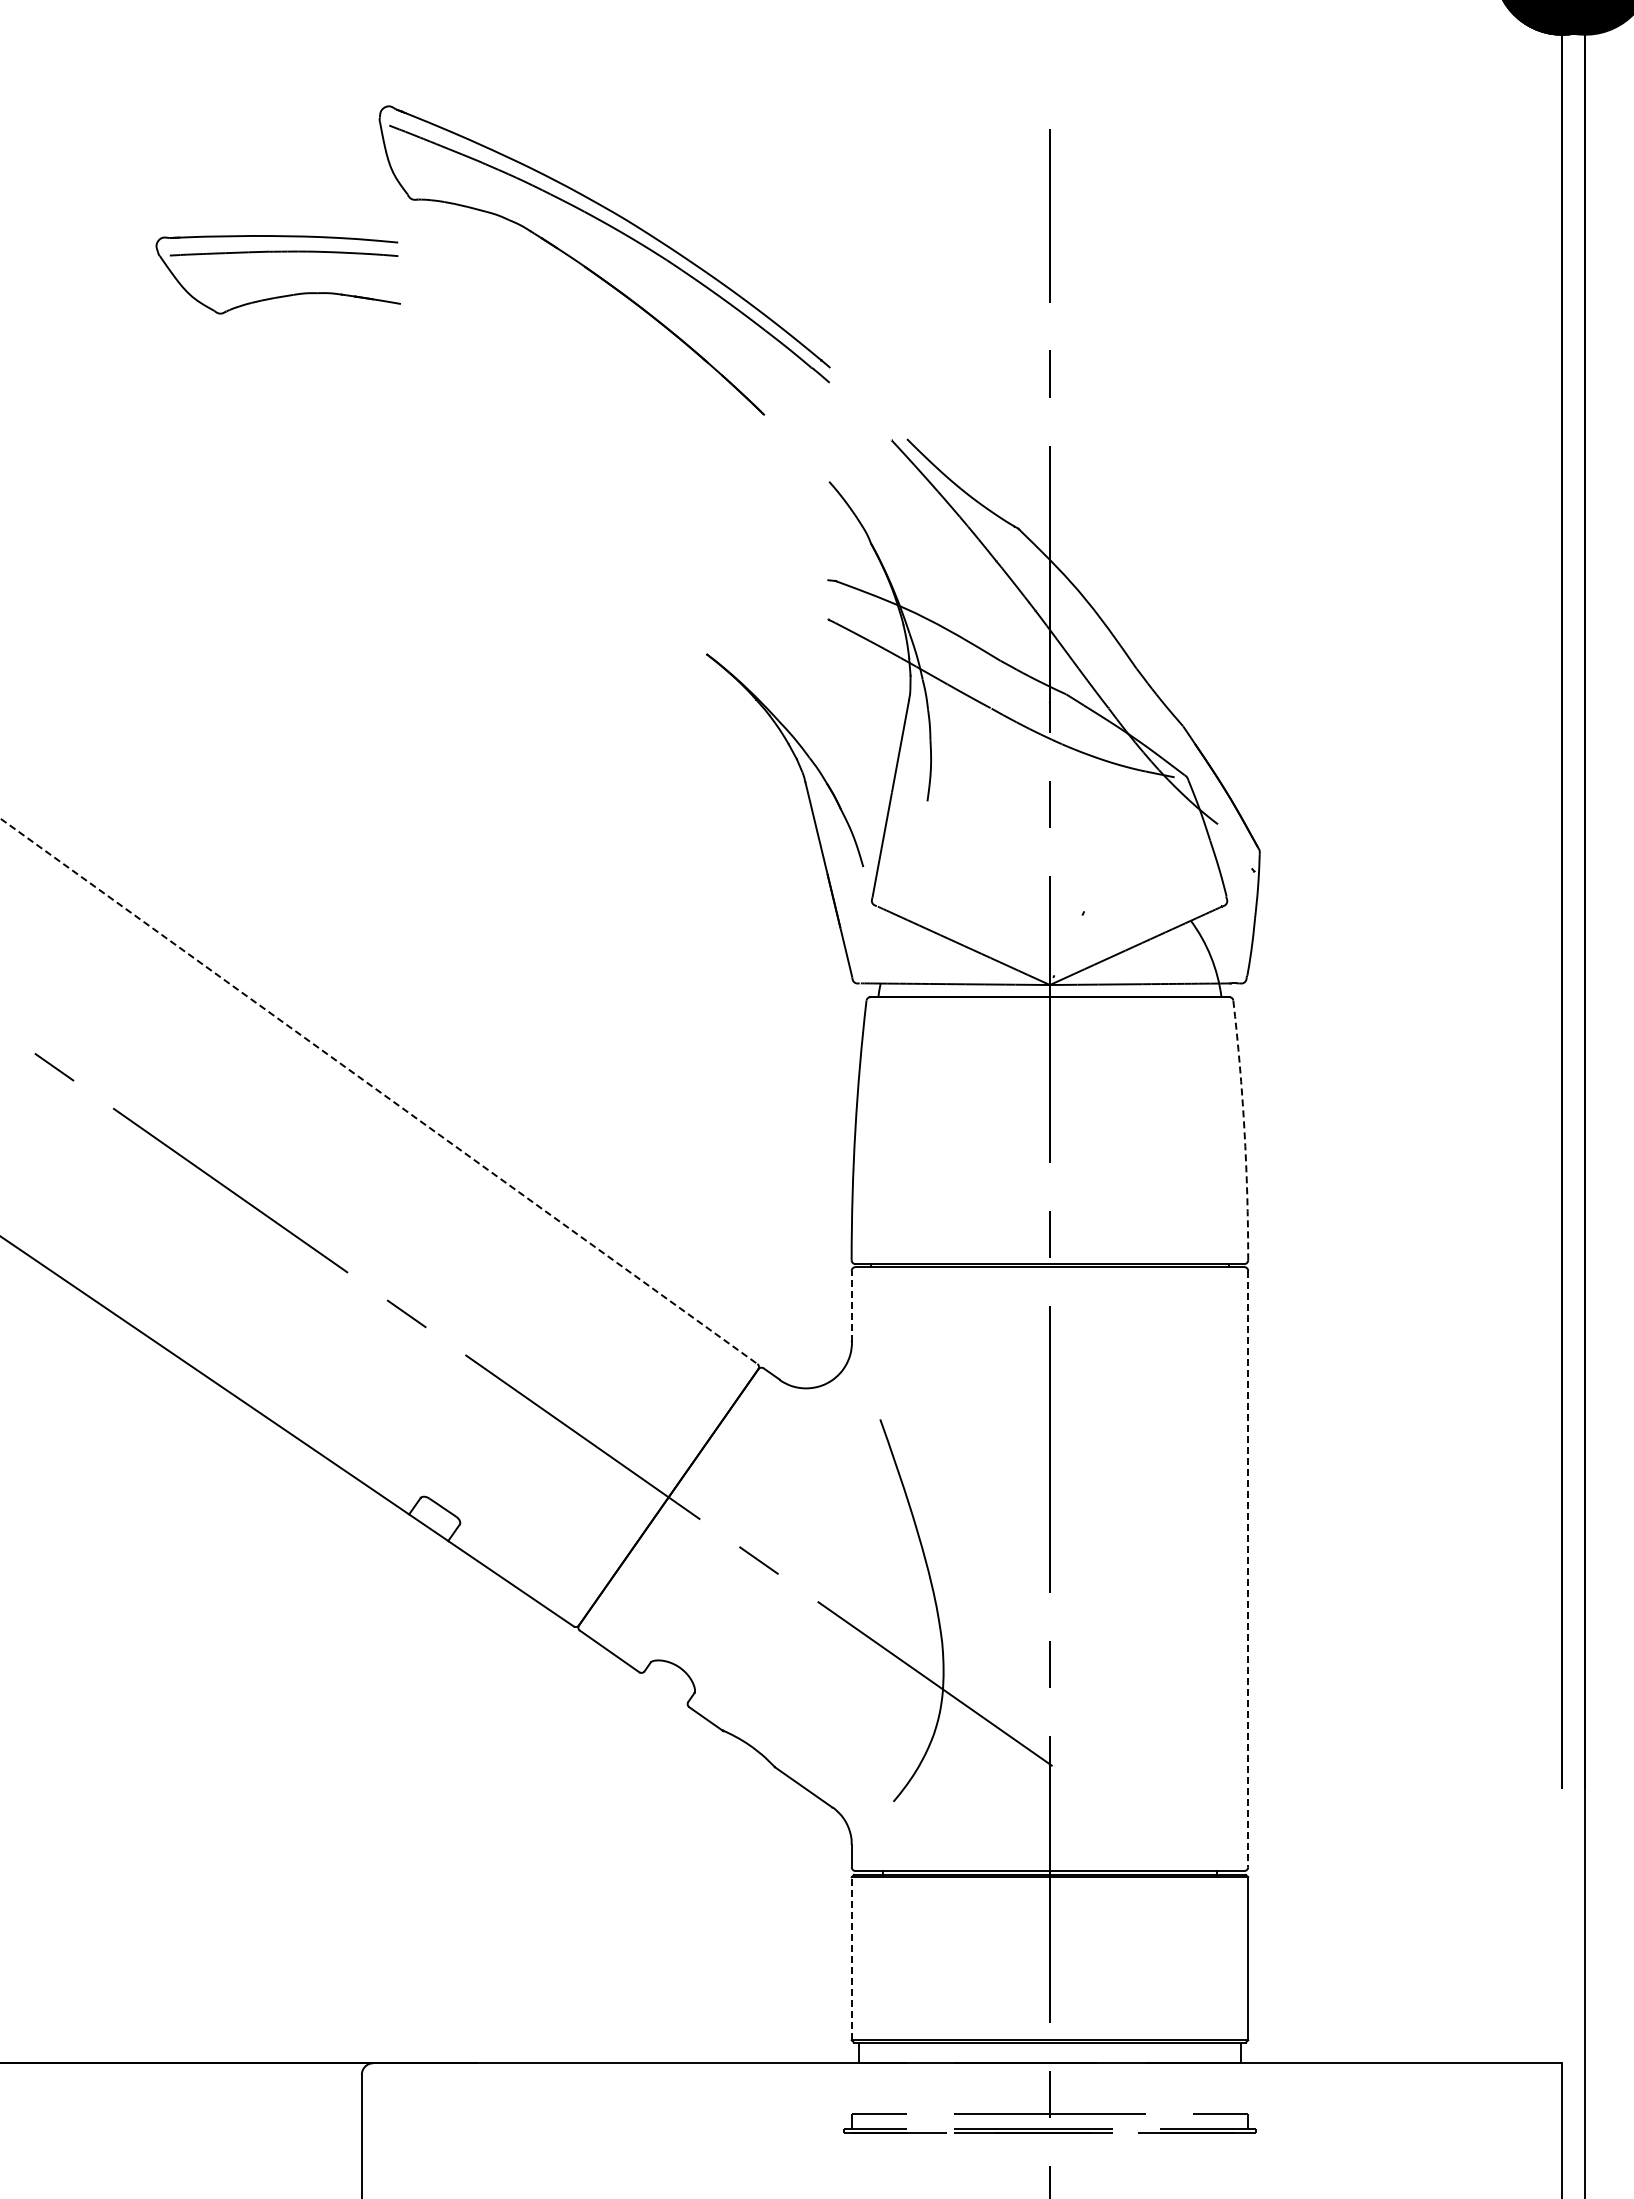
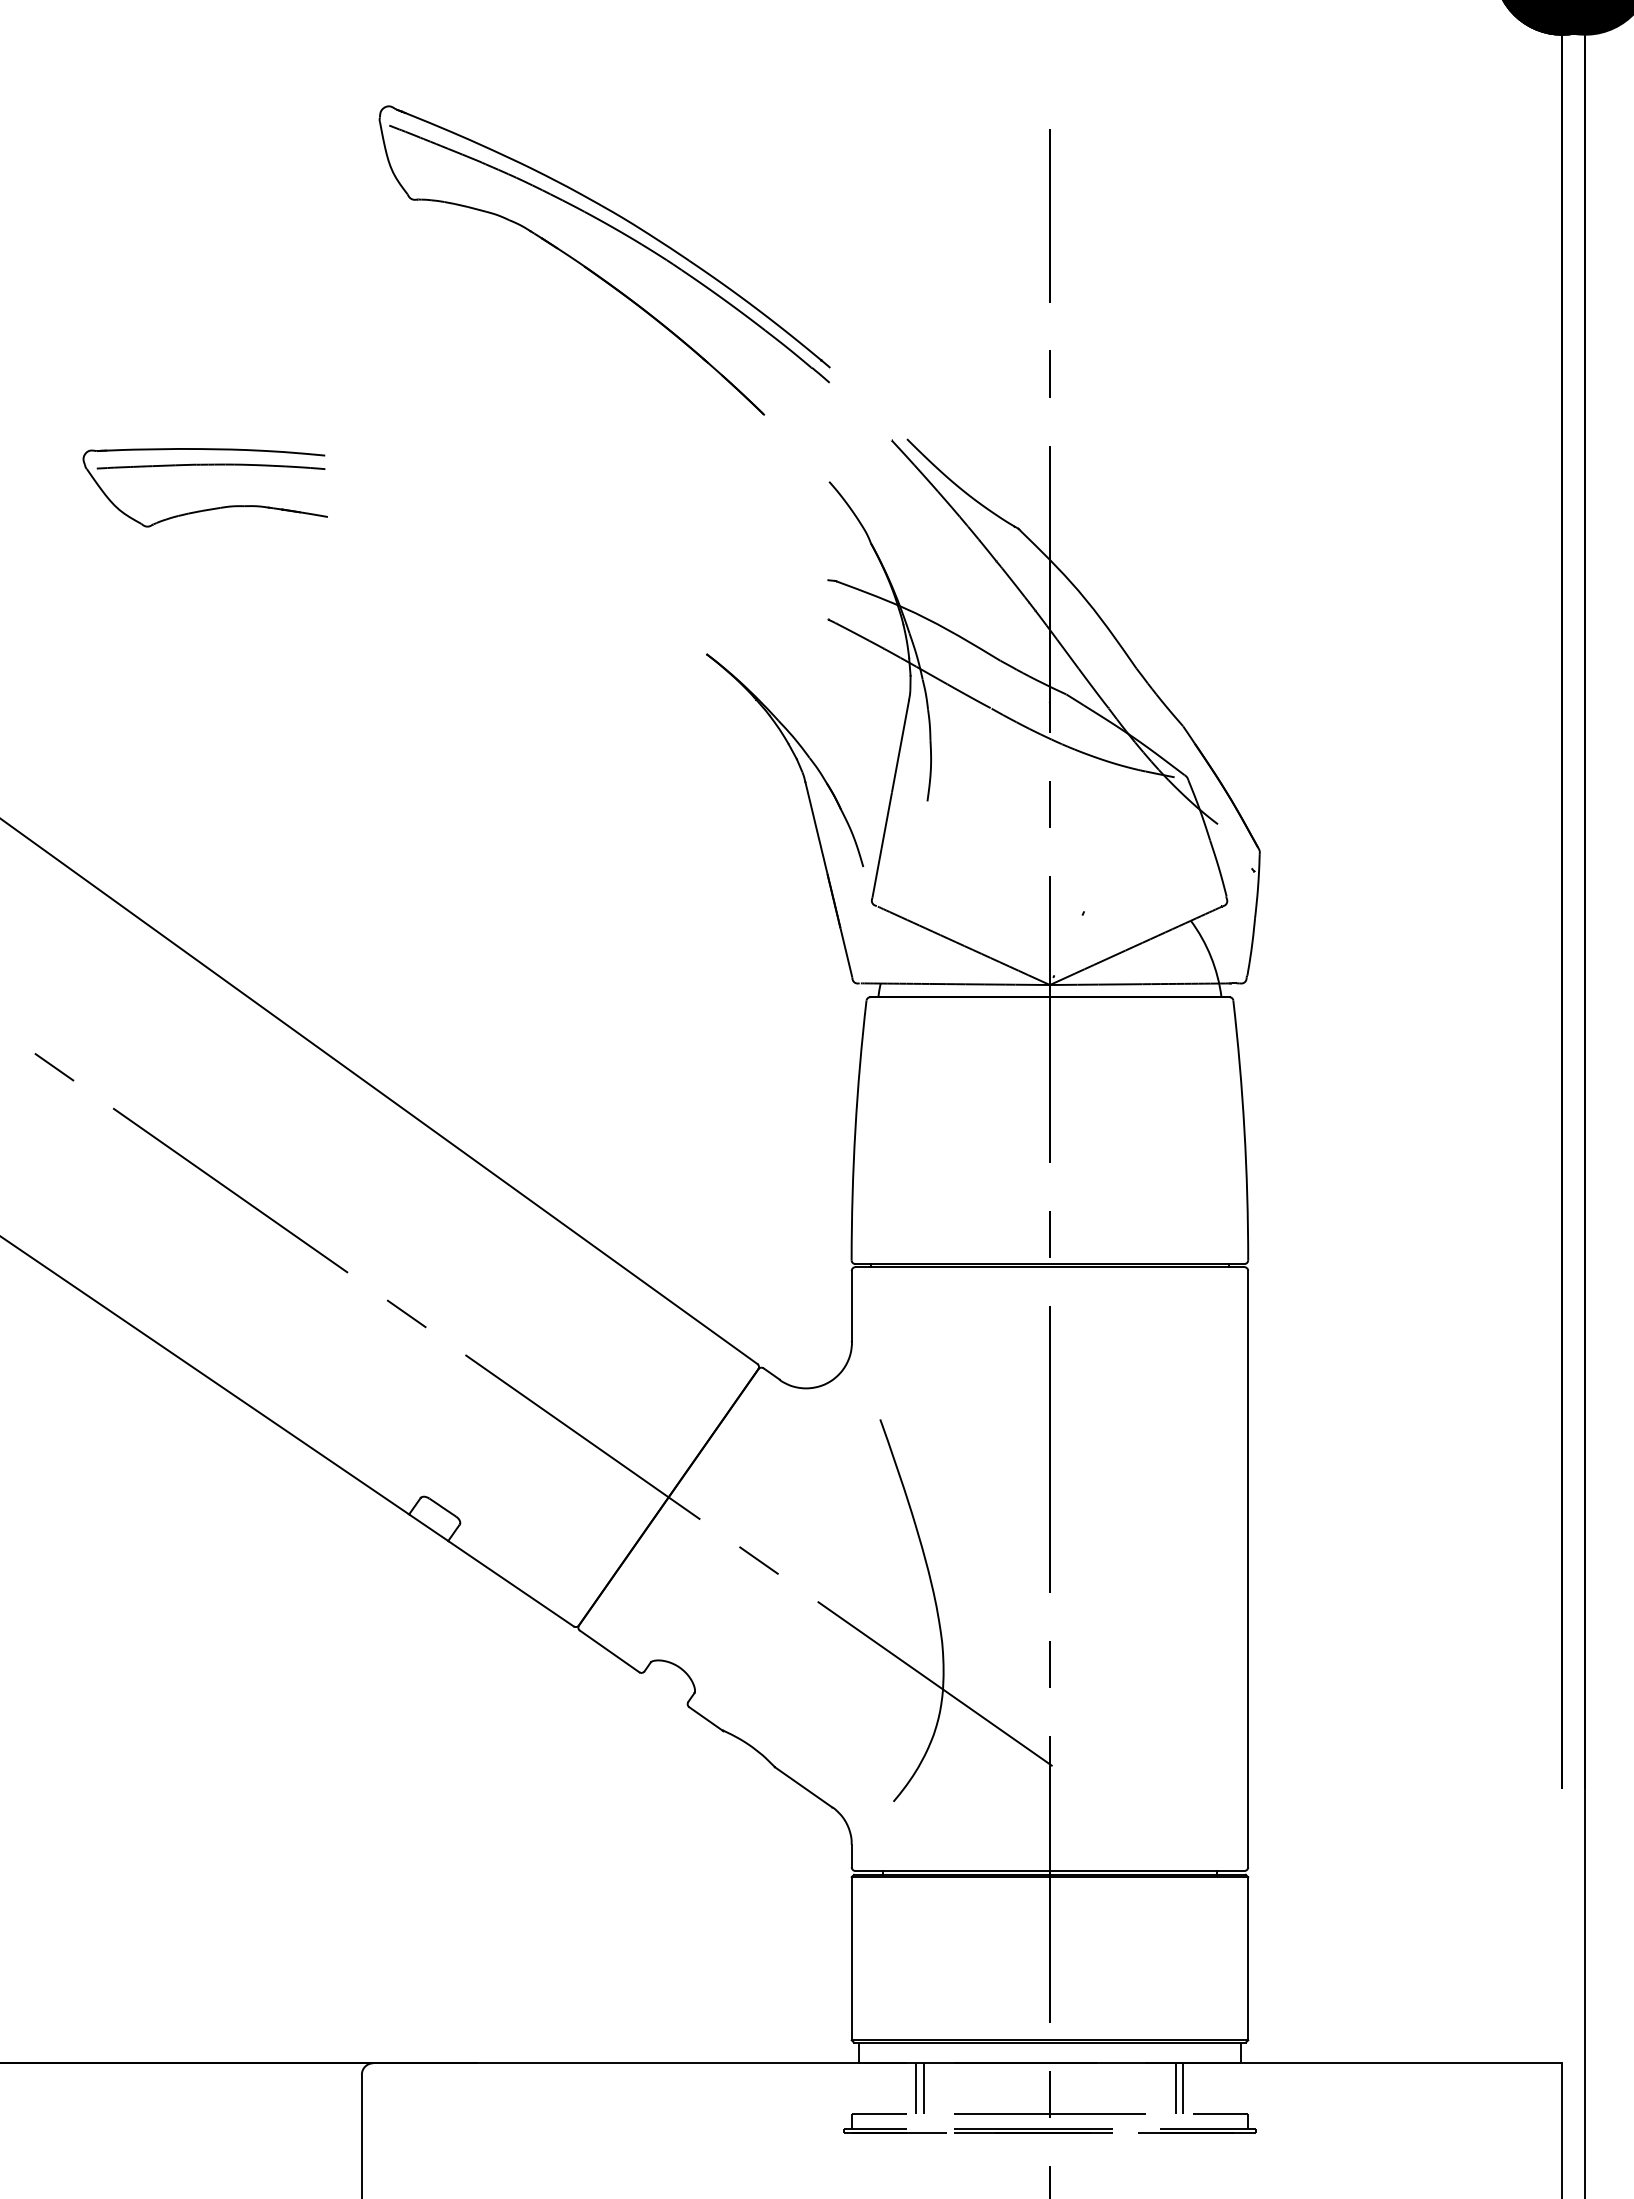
part position: (282, 295) -> (209, 508) (209, 508)
line: dashed -> solid (378, 1091)
arc: dashed -> solid (1244, 1130)
line: dashed -> solid (851, 1306)
line: dashed -> solid (1248, 1569)
line: dashed -> solid (851, 1958)
line: none -> present (916, 2088)
line: none -> present (924, 2088)
line: none -> present (1175, 2088)
line: none -> present (1183, 2088)
